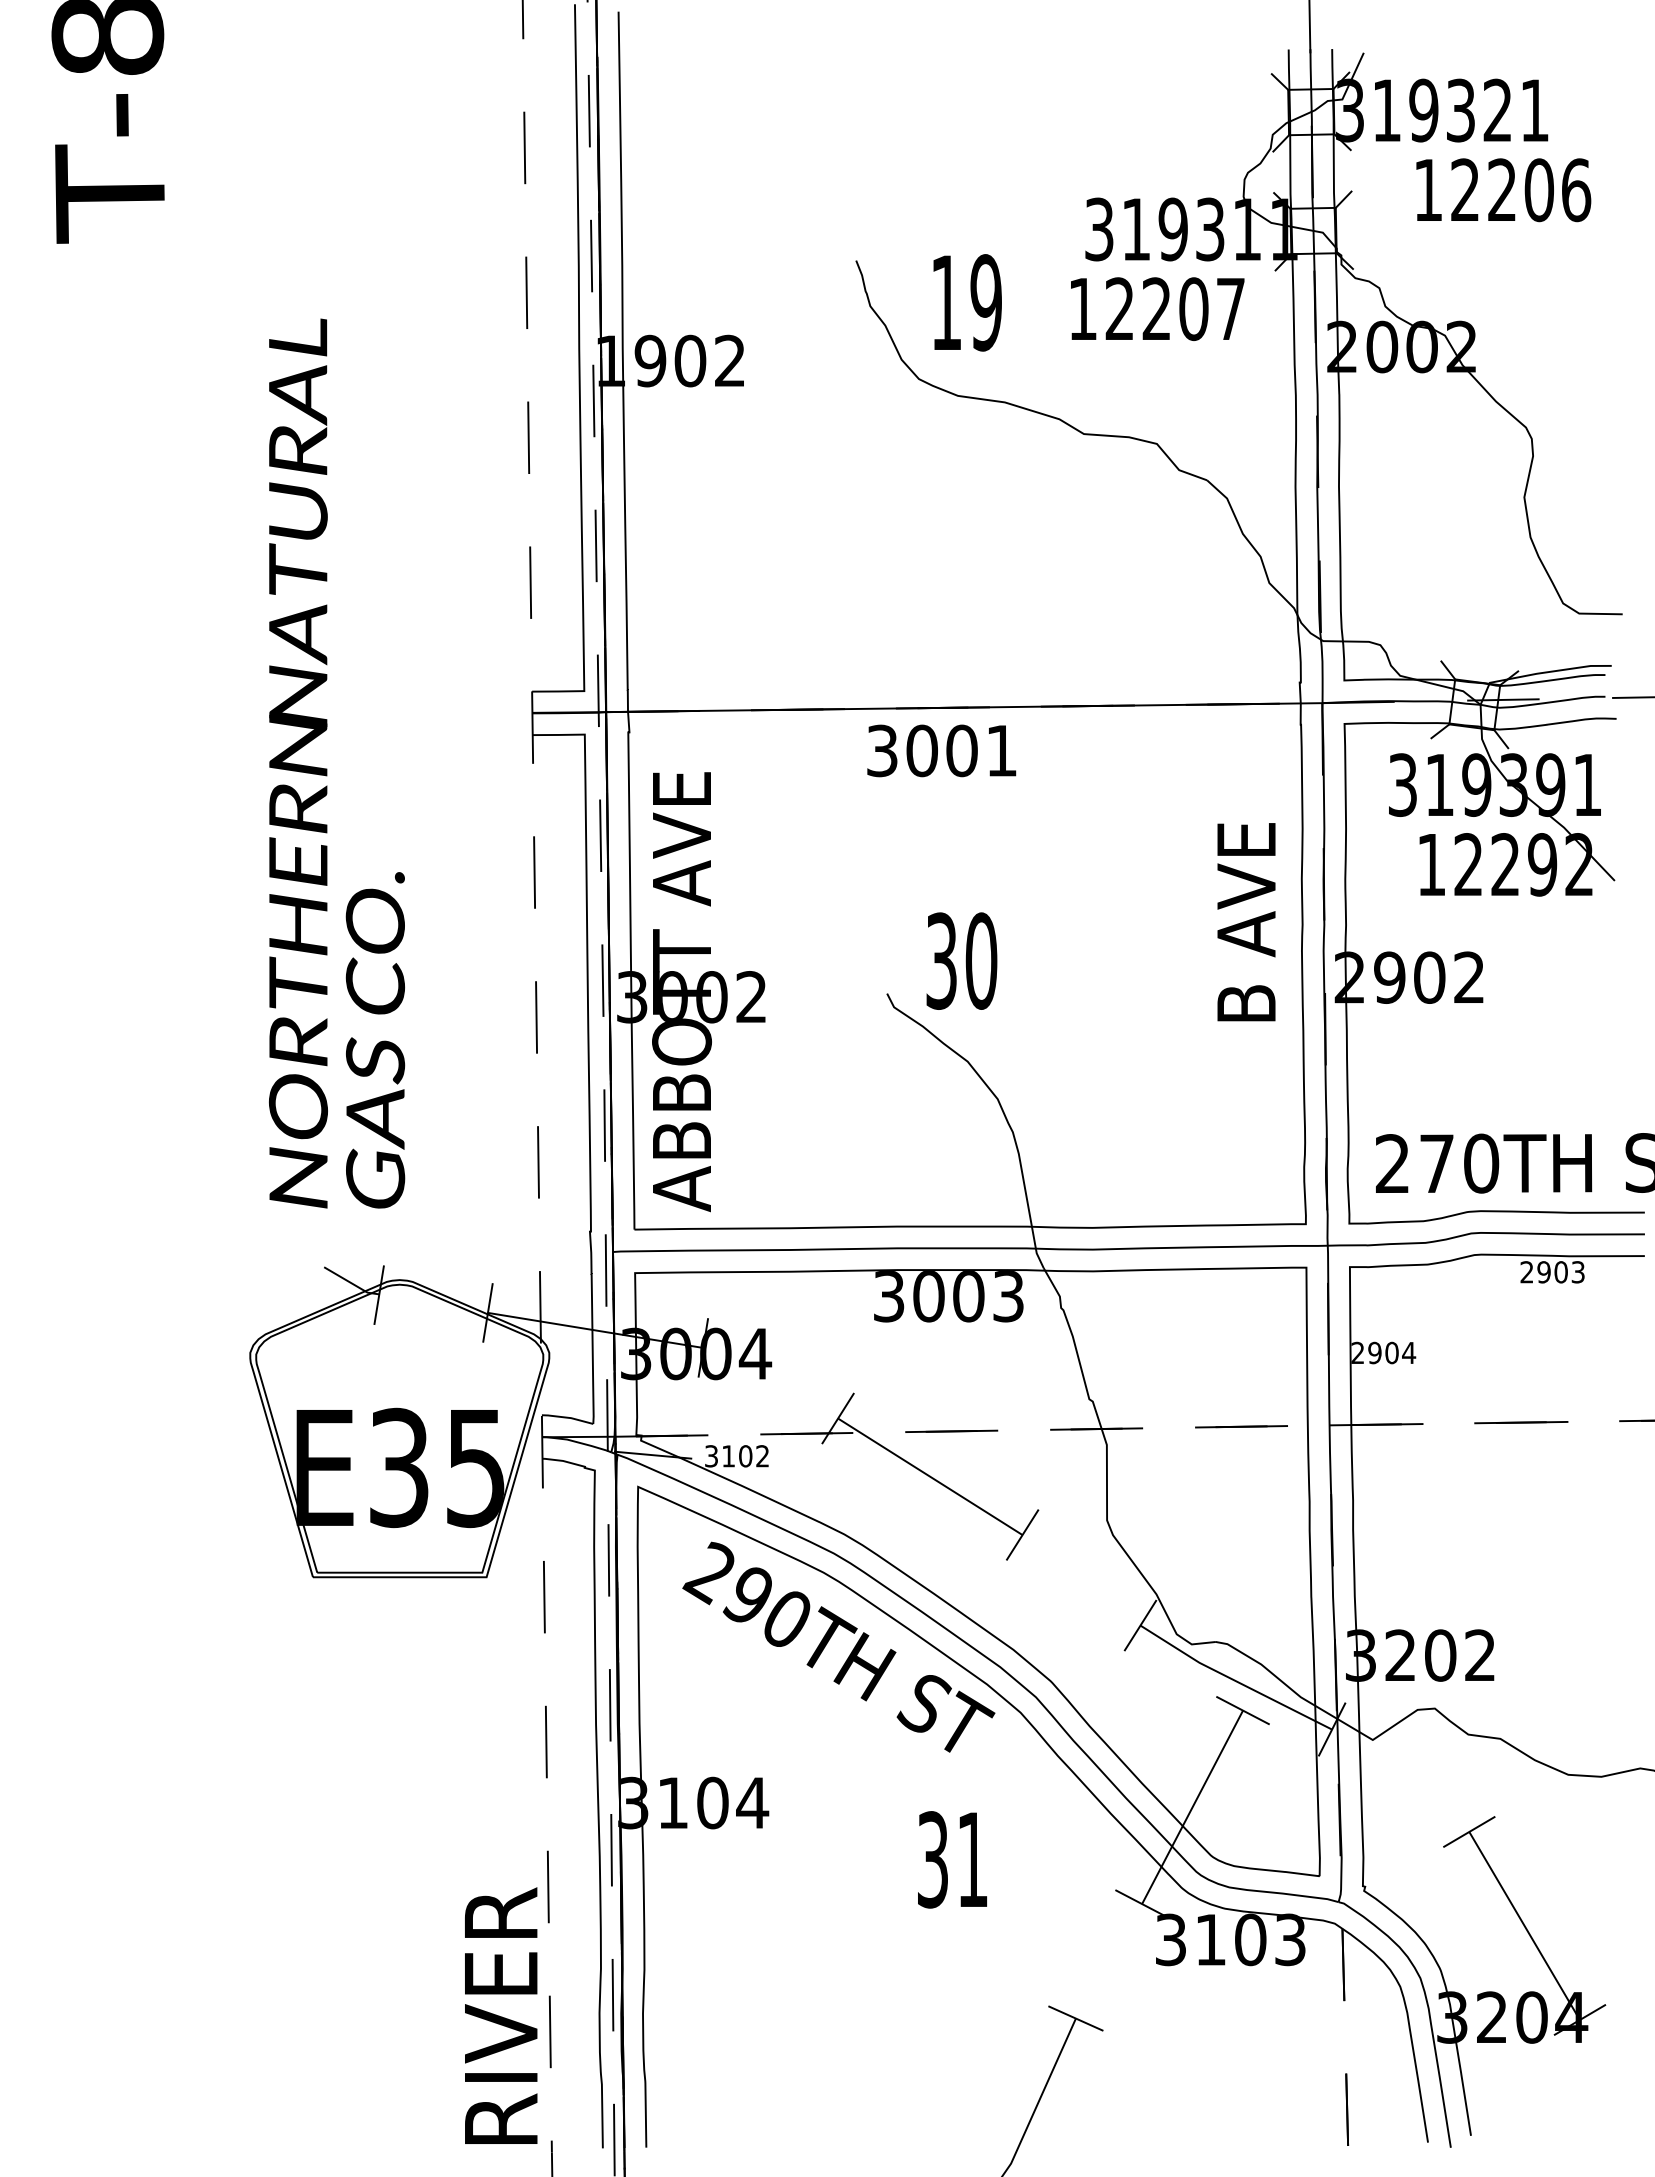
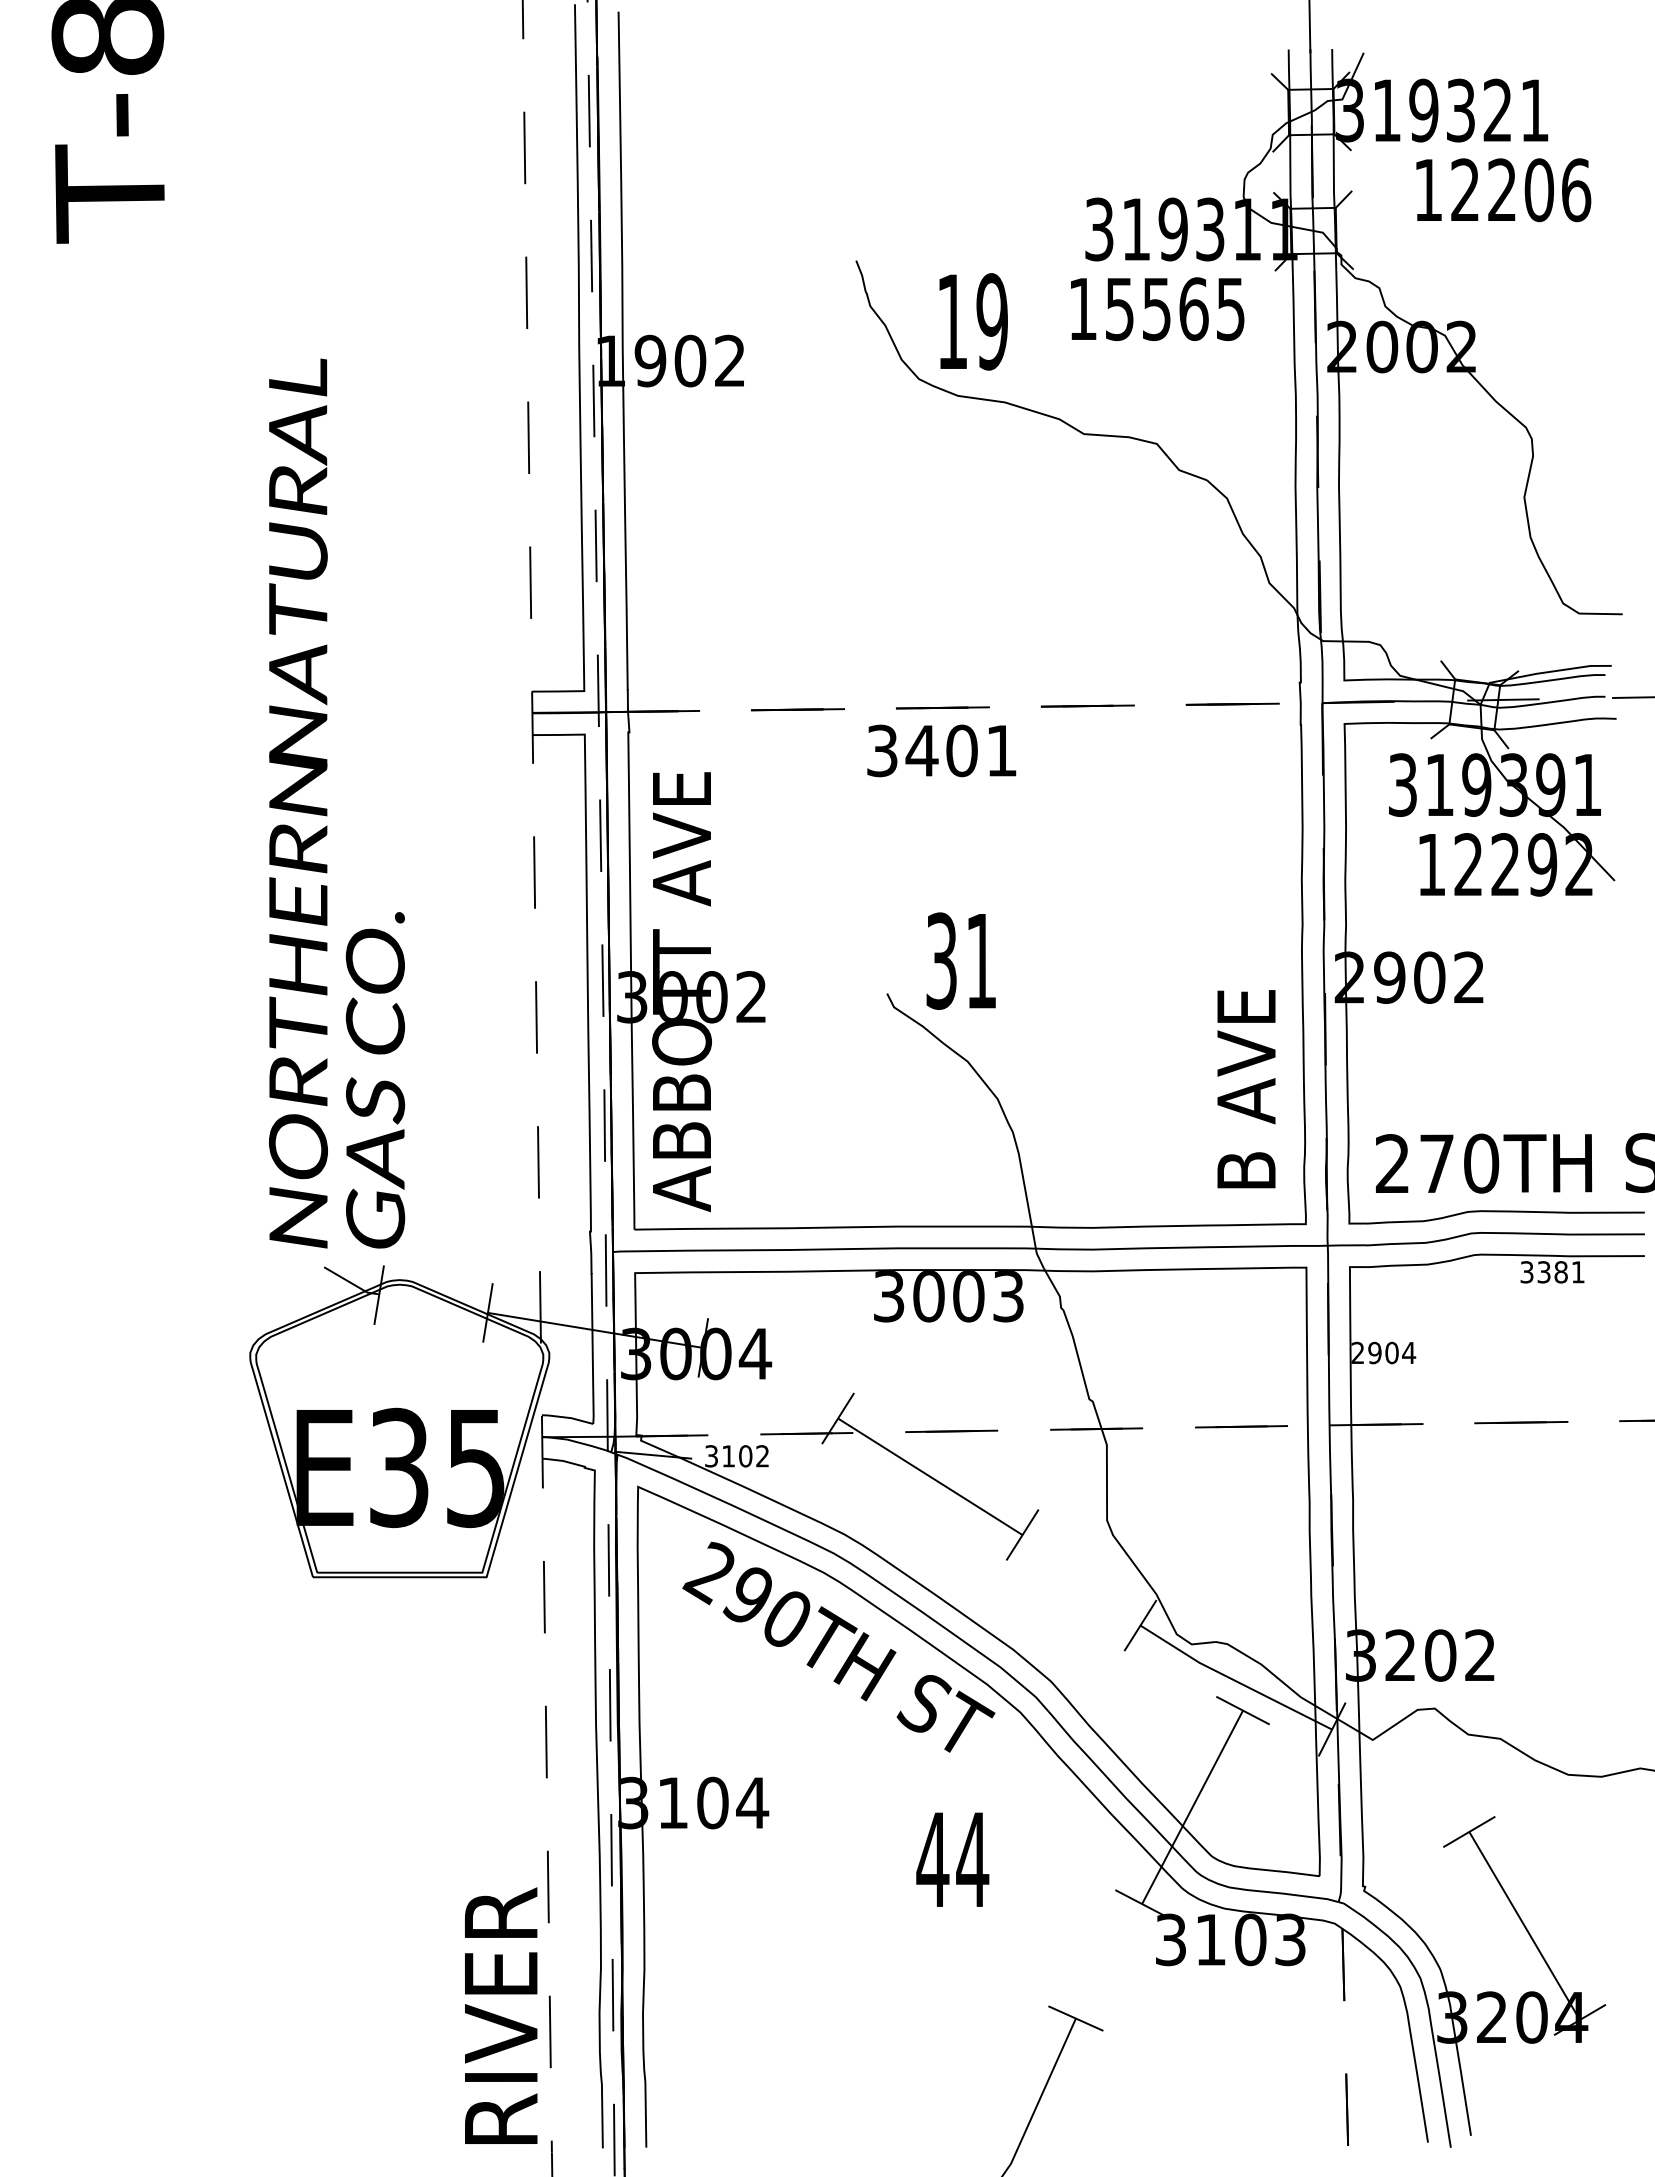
text position: (967, 302) -> (973, 321) (973, 321)
text: 12207 -> 15565 (1174, 309)
line: solid -> dashed (964, 707)
text: 3001 -> 3401 (921, 750)
text position: (337, 763) -> (337, 803) (337, 803)
text position: (1246, 922) -> (1246, 1089) (1246, 1089)
text: 30 -> 31 (981, 960)
text: 2903 -> 3381 (1552, 1272)
text: 31 -> 44 (952, 1859)
